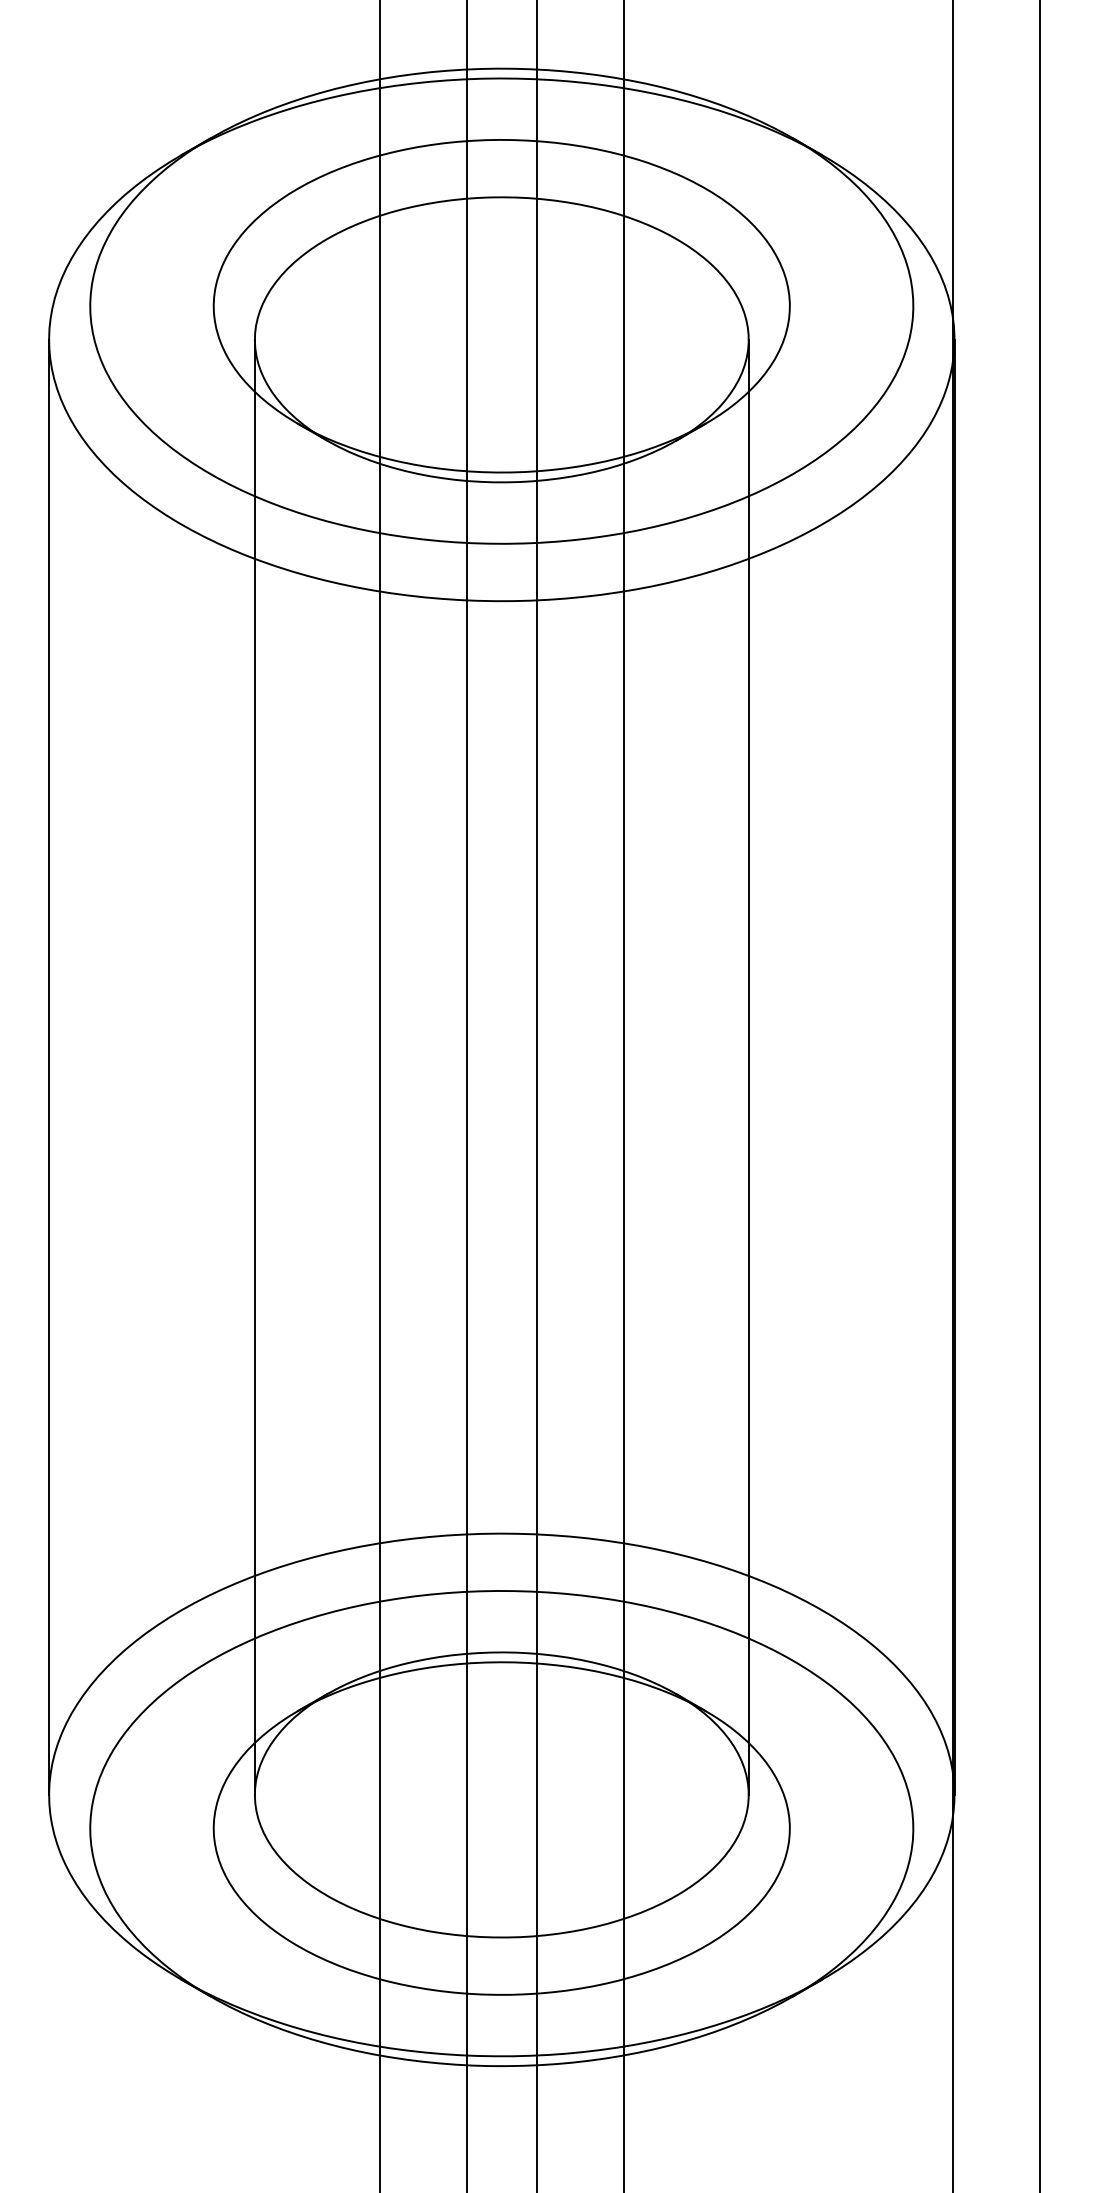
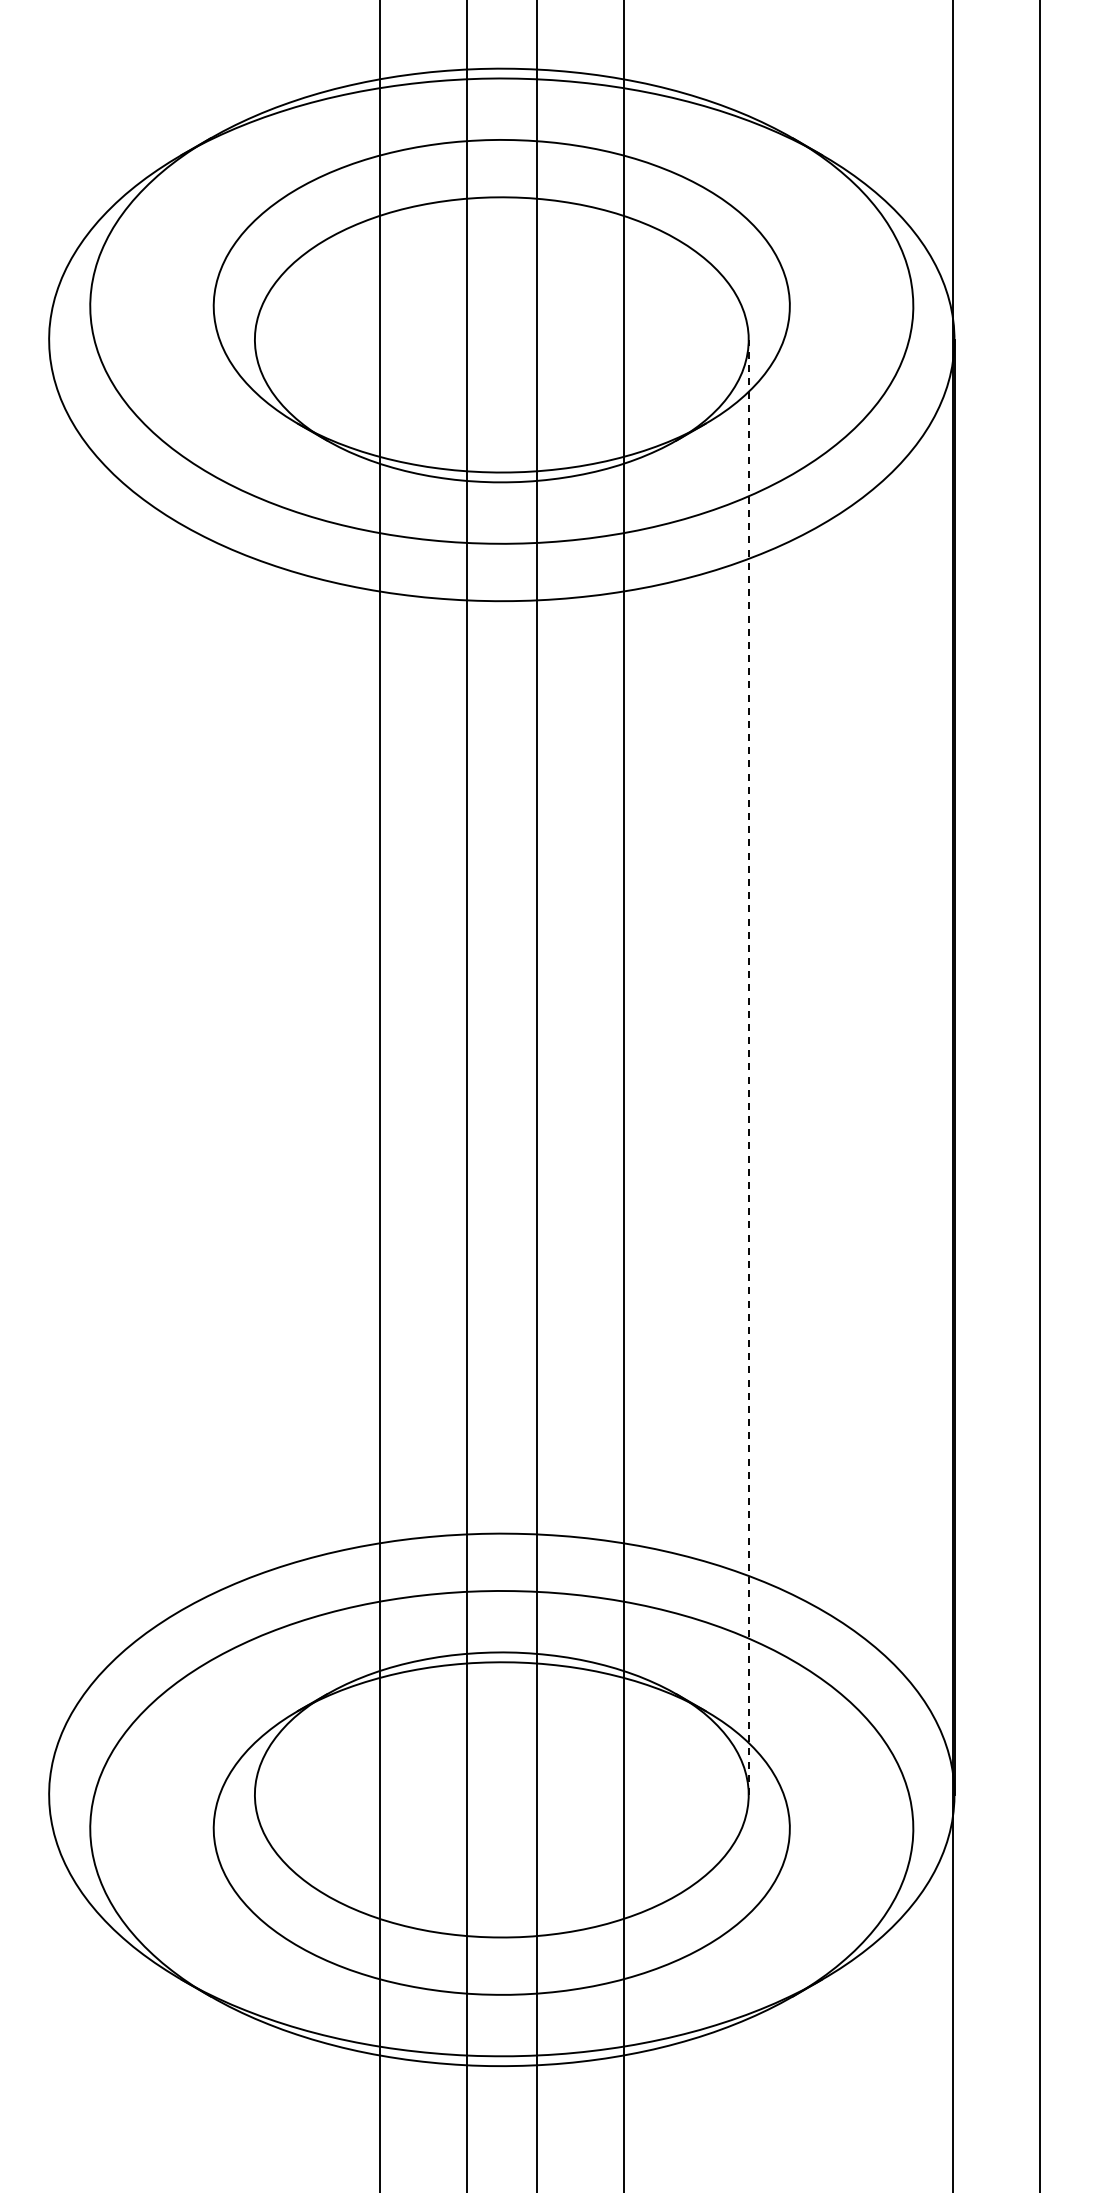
line: present -> none (49, 1066)
line: present -> none (254, 1066)
line: solid -> dashed (748, 1067)
